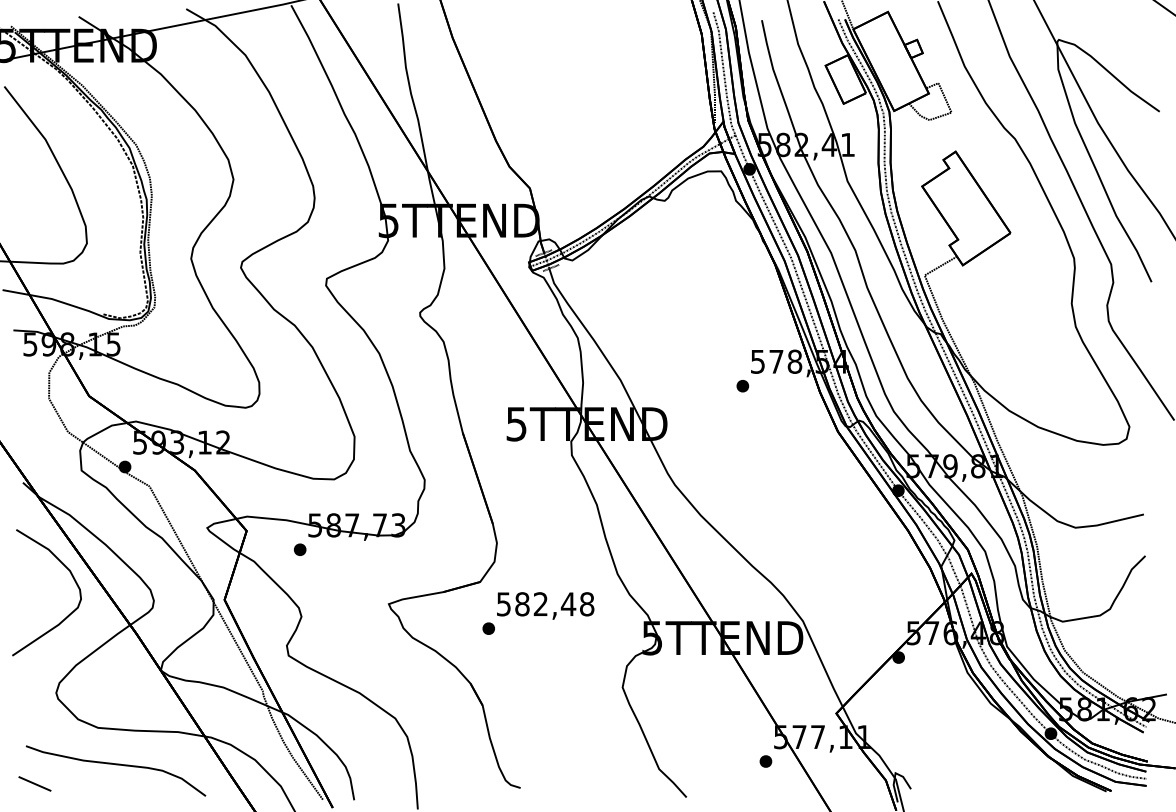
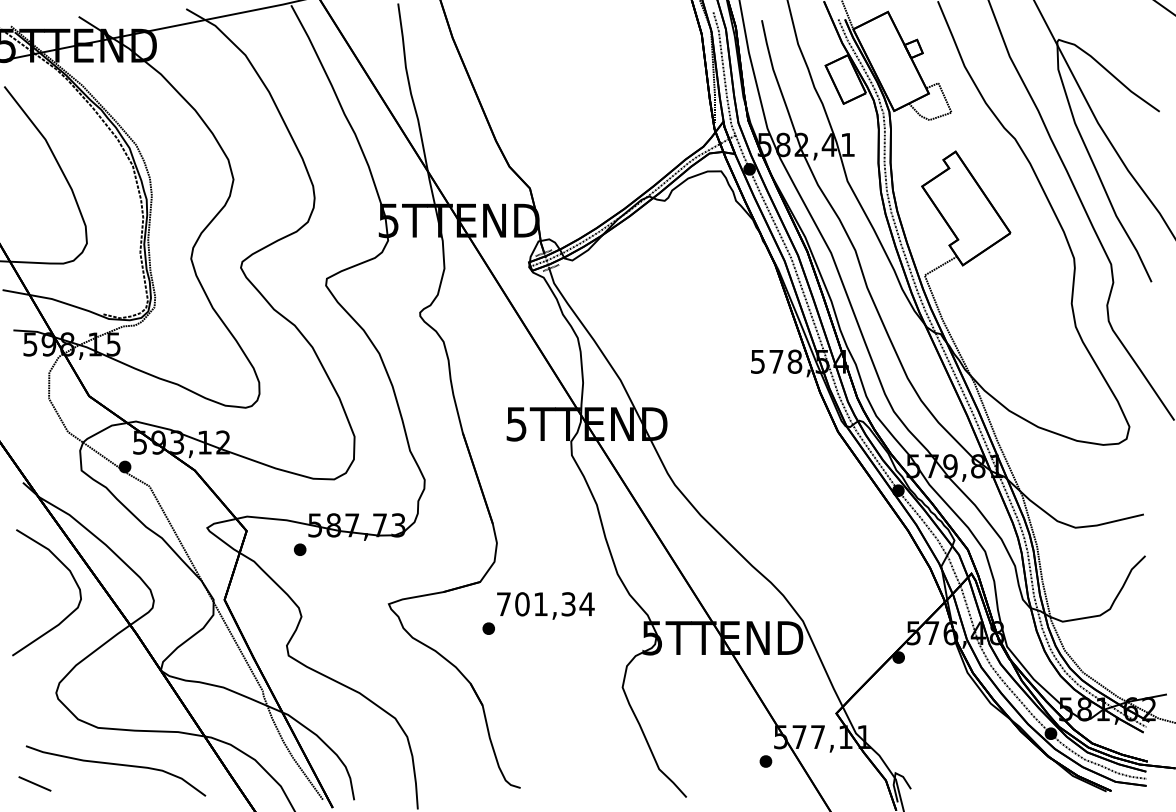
part: present -> none (742, 386)
text: 582,48 -> 701,34 (545, 604)
